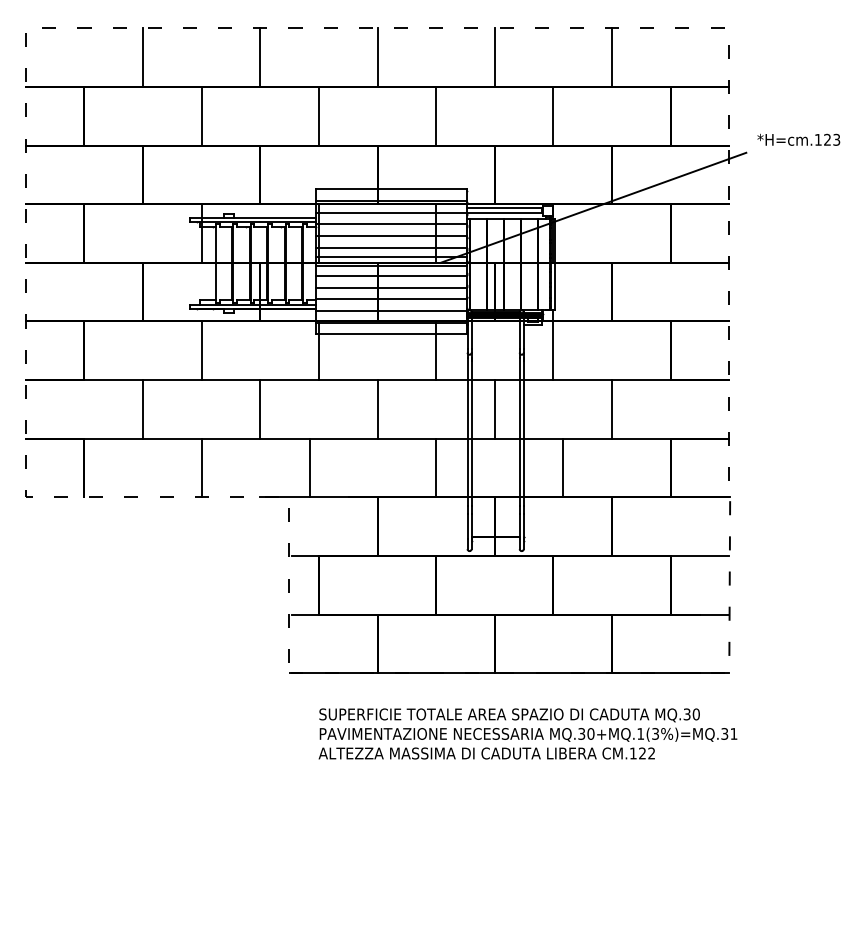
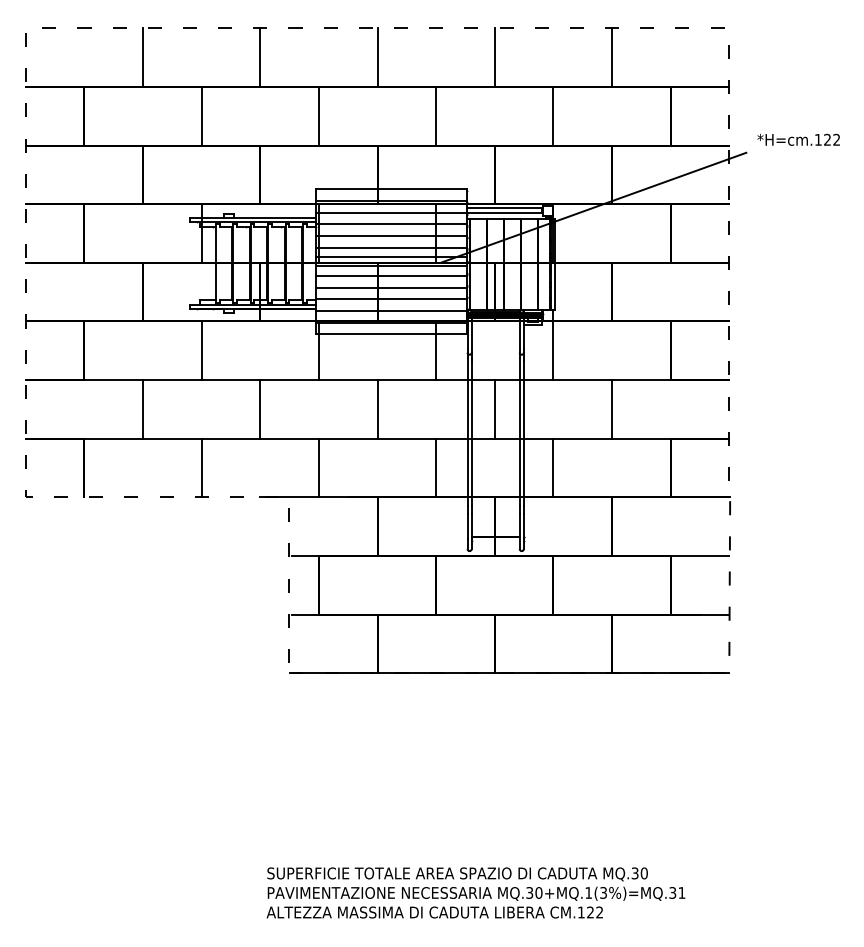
text: *H=cm.123 -> *H=cm.122 (836, 139)
line position: (309, 467) -> (318, 467) (318, 467)
line position: (563, 467) -> (553, 467) (553, 467)
text position: (527, 733) -> (475, 892) (475, 892)
